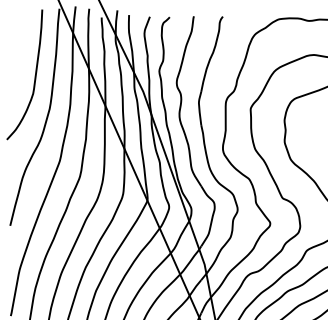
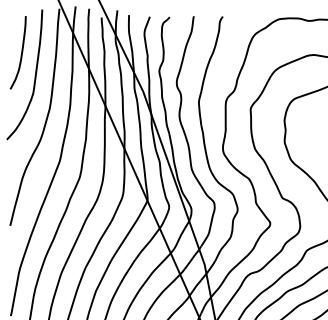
curve: none -> present (21, 52)
